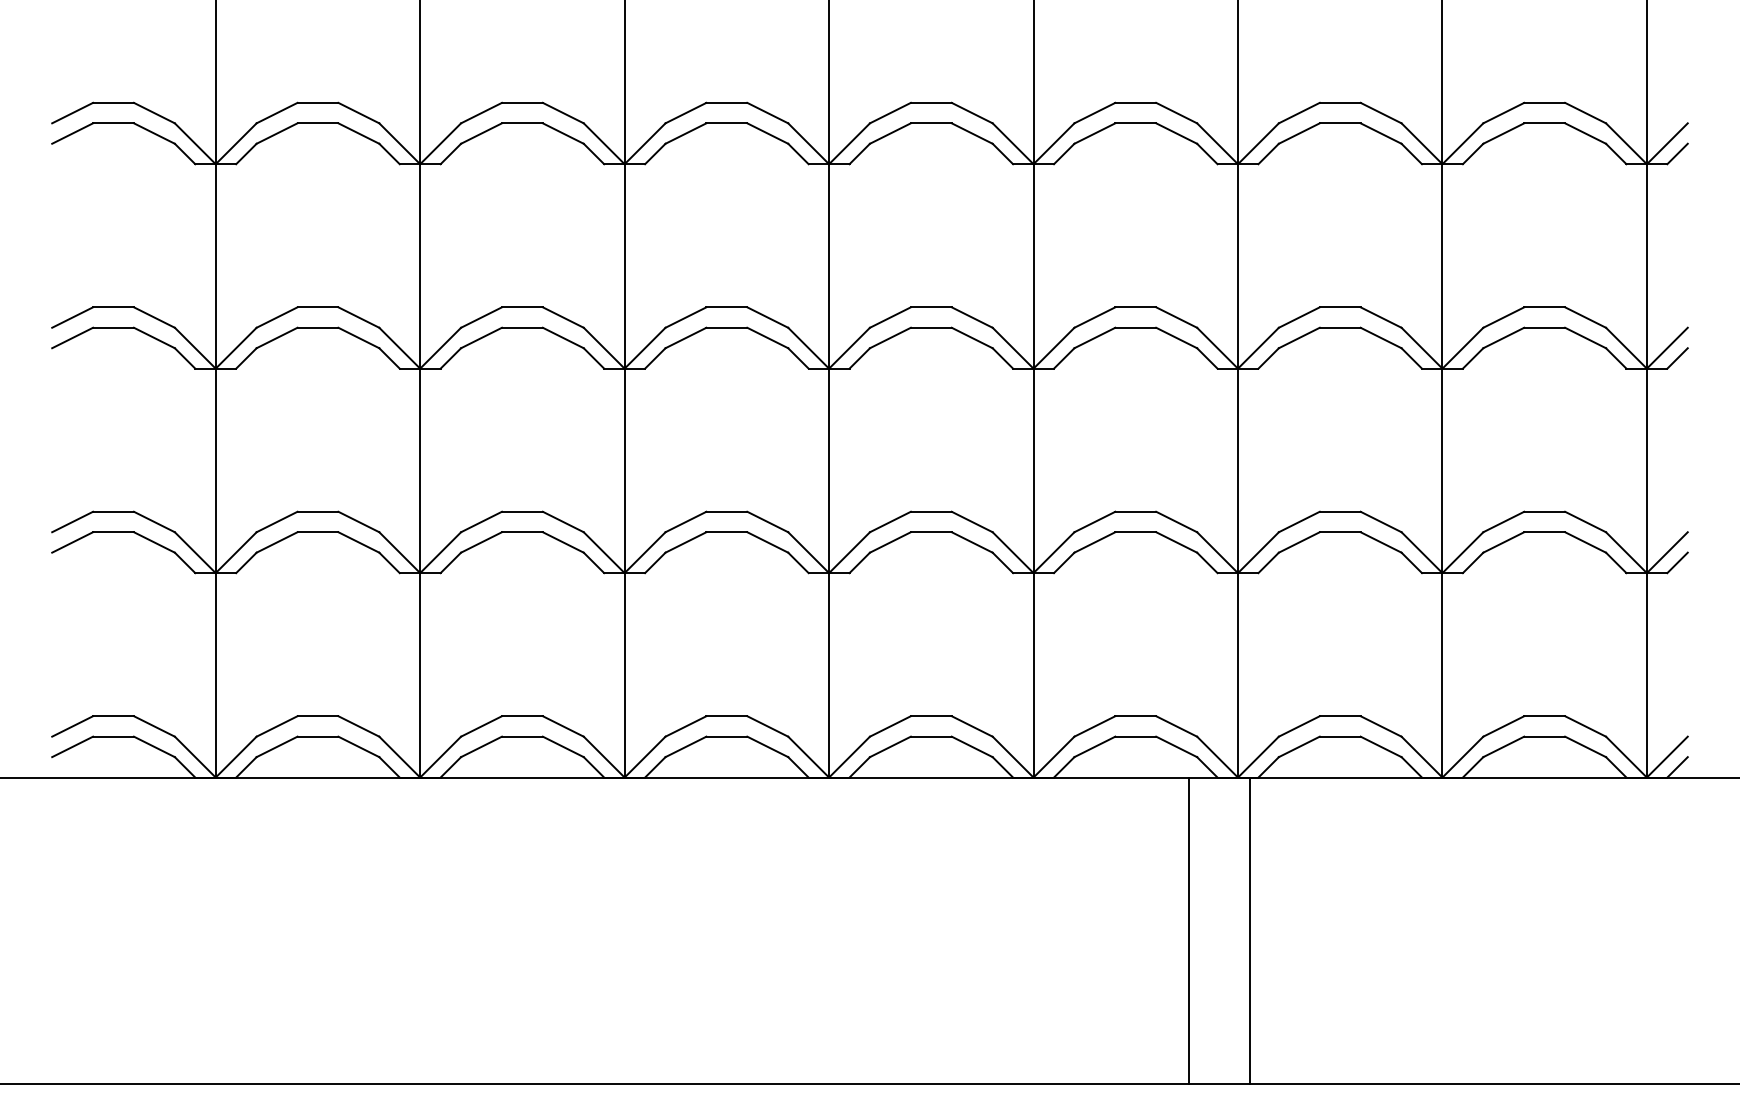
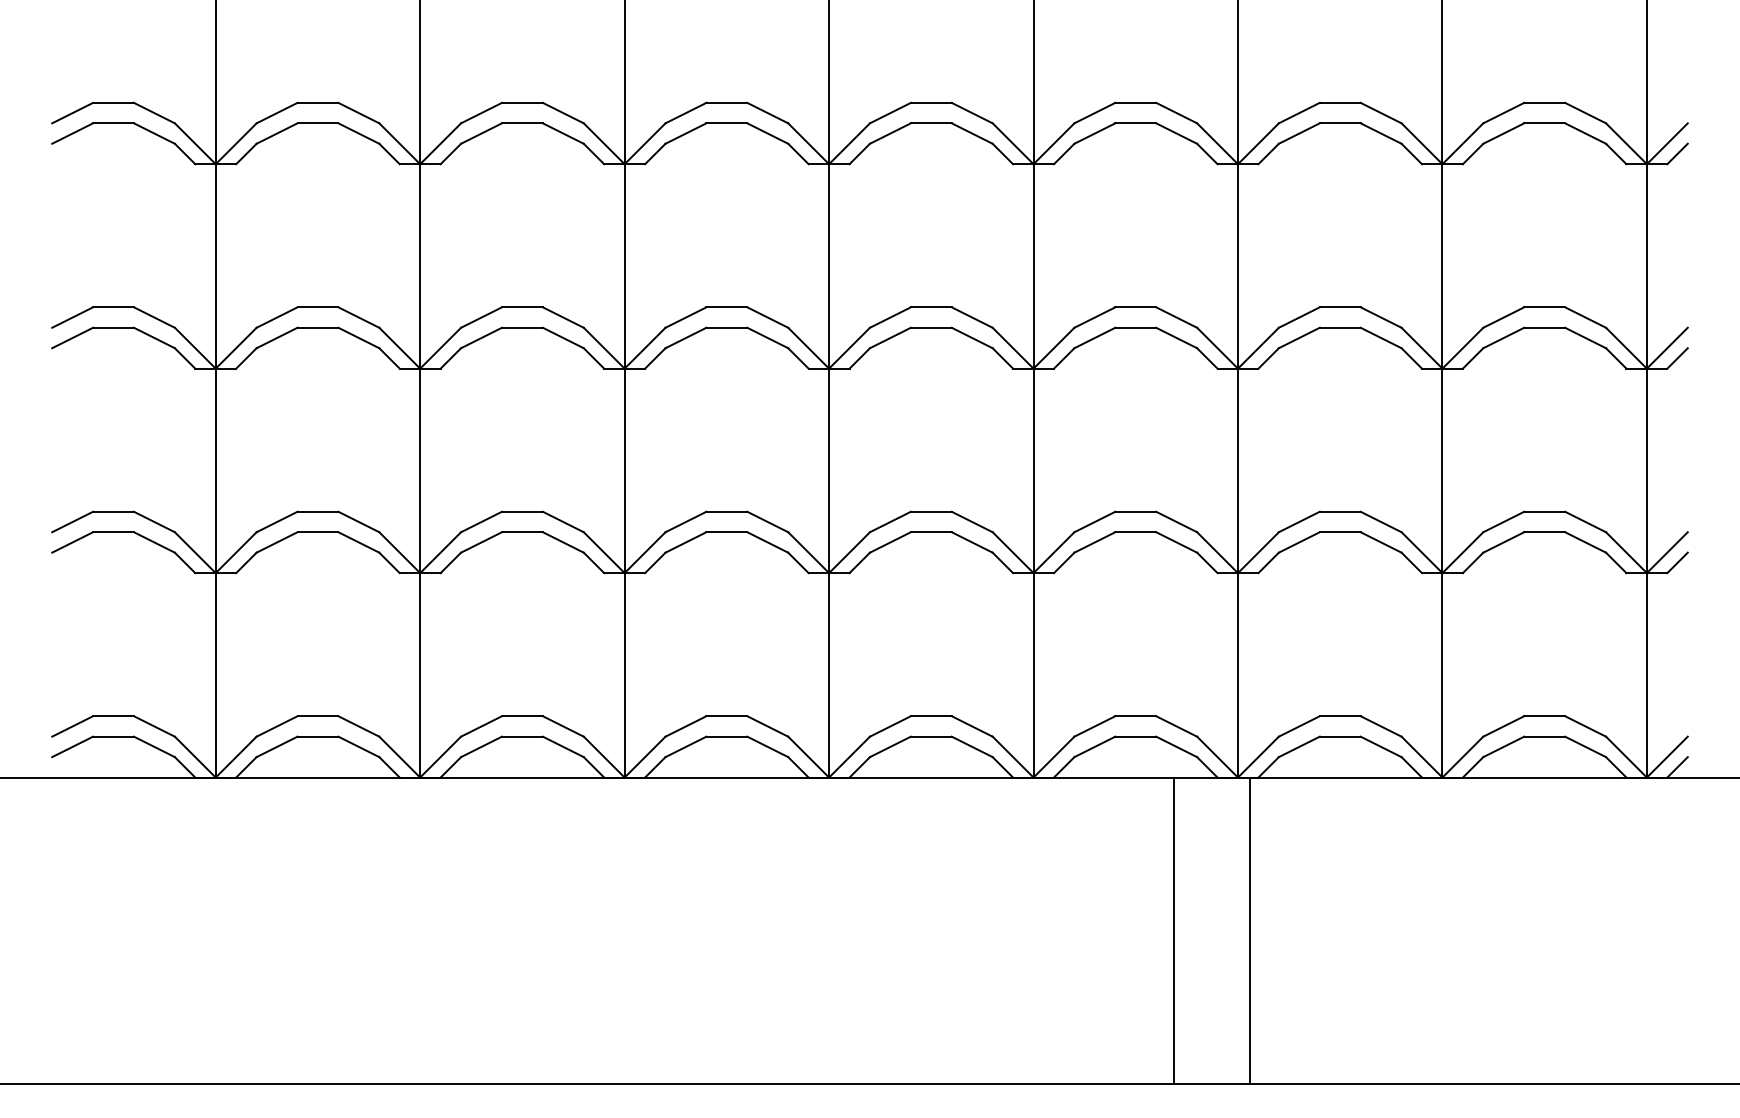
line position: (1188, 930) -> (1173, 930) (1173, 930)
